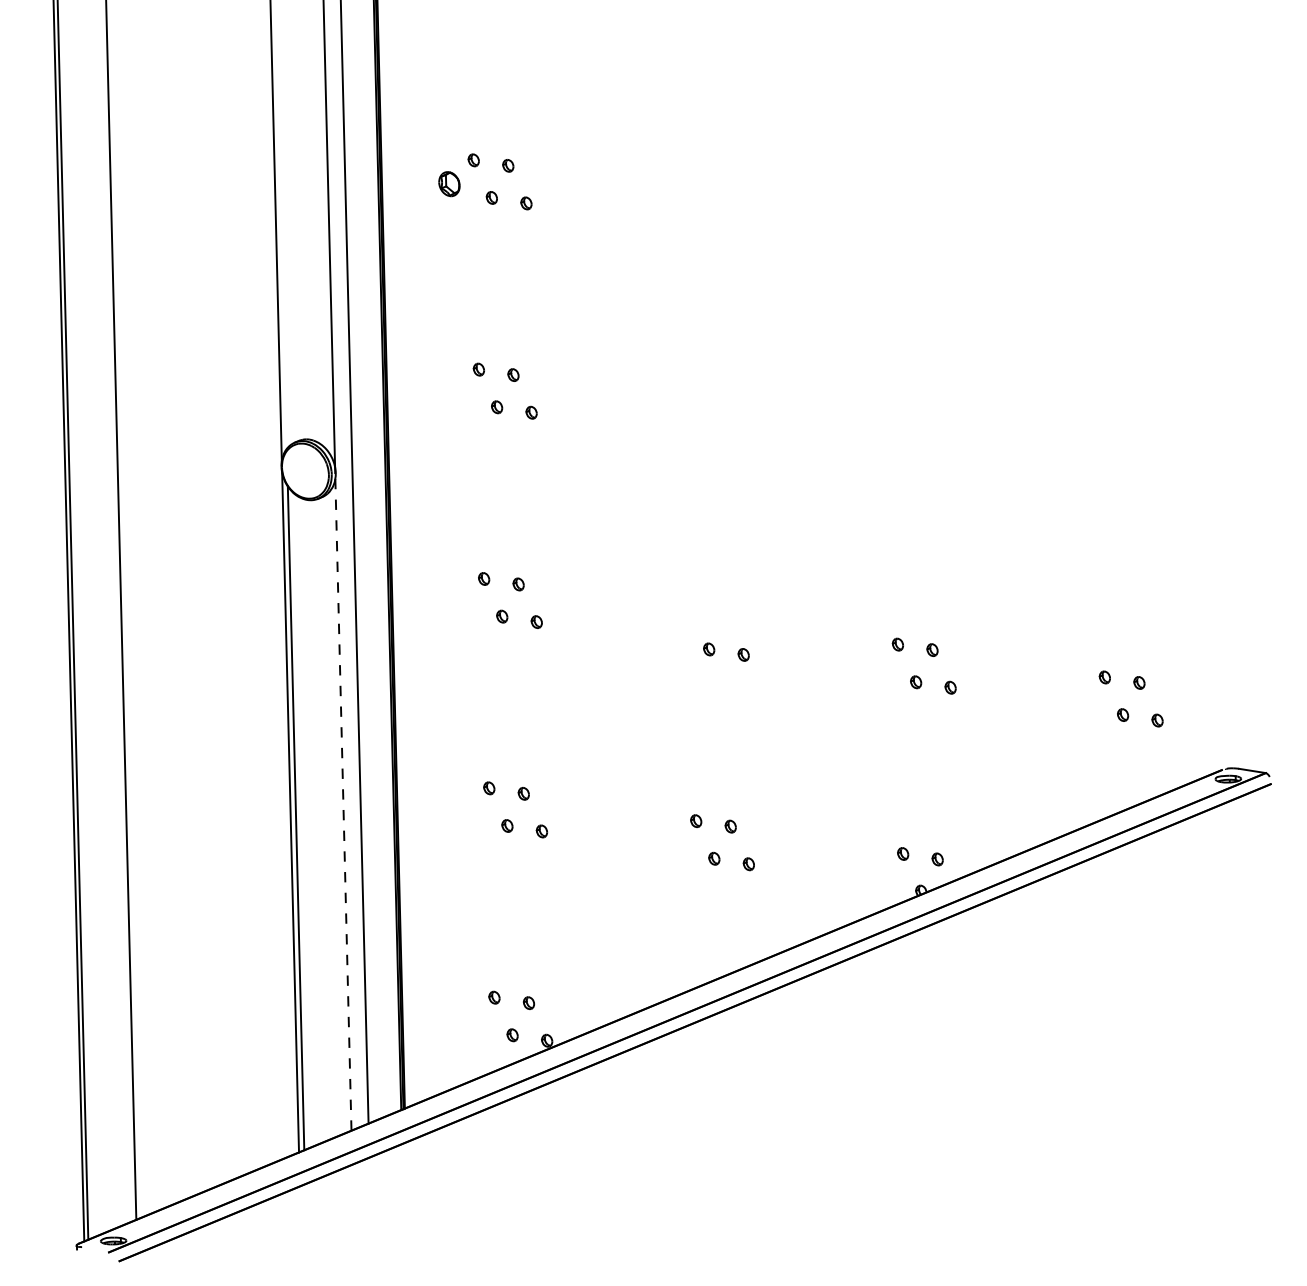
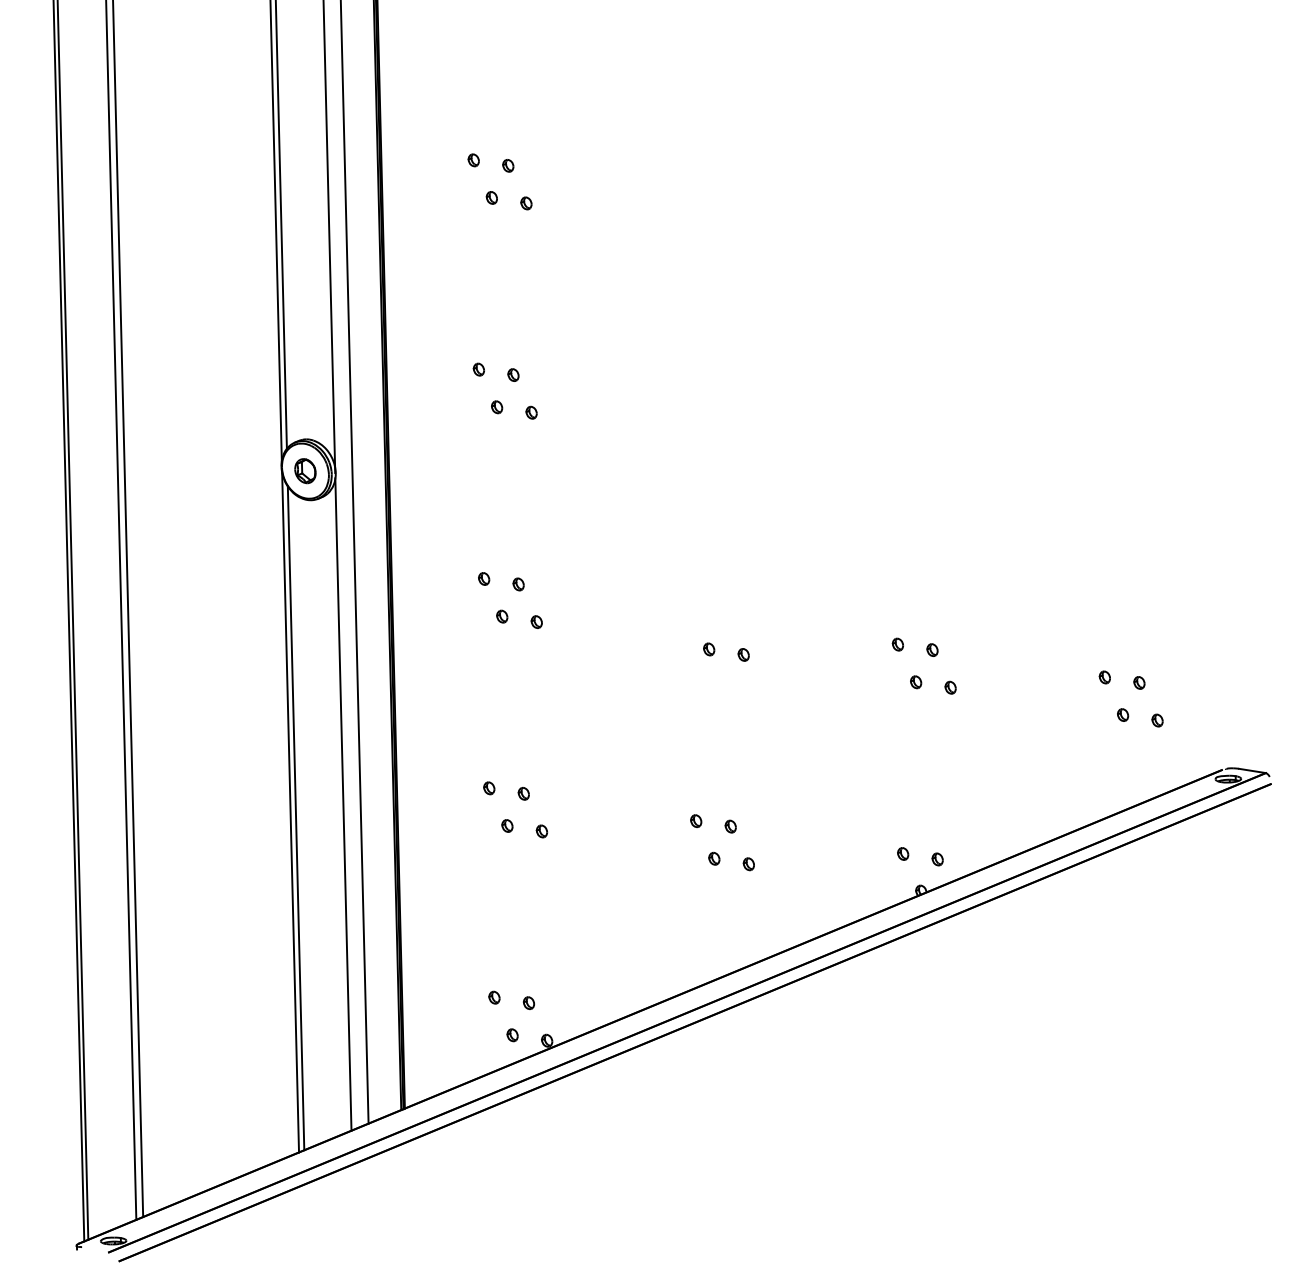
part position: (449, 184) -> (305, 471) (305, 471)
line: none -> present (280, 225)
line: none -> present (128, 609)
line: dashed -> solid (343, 804)
